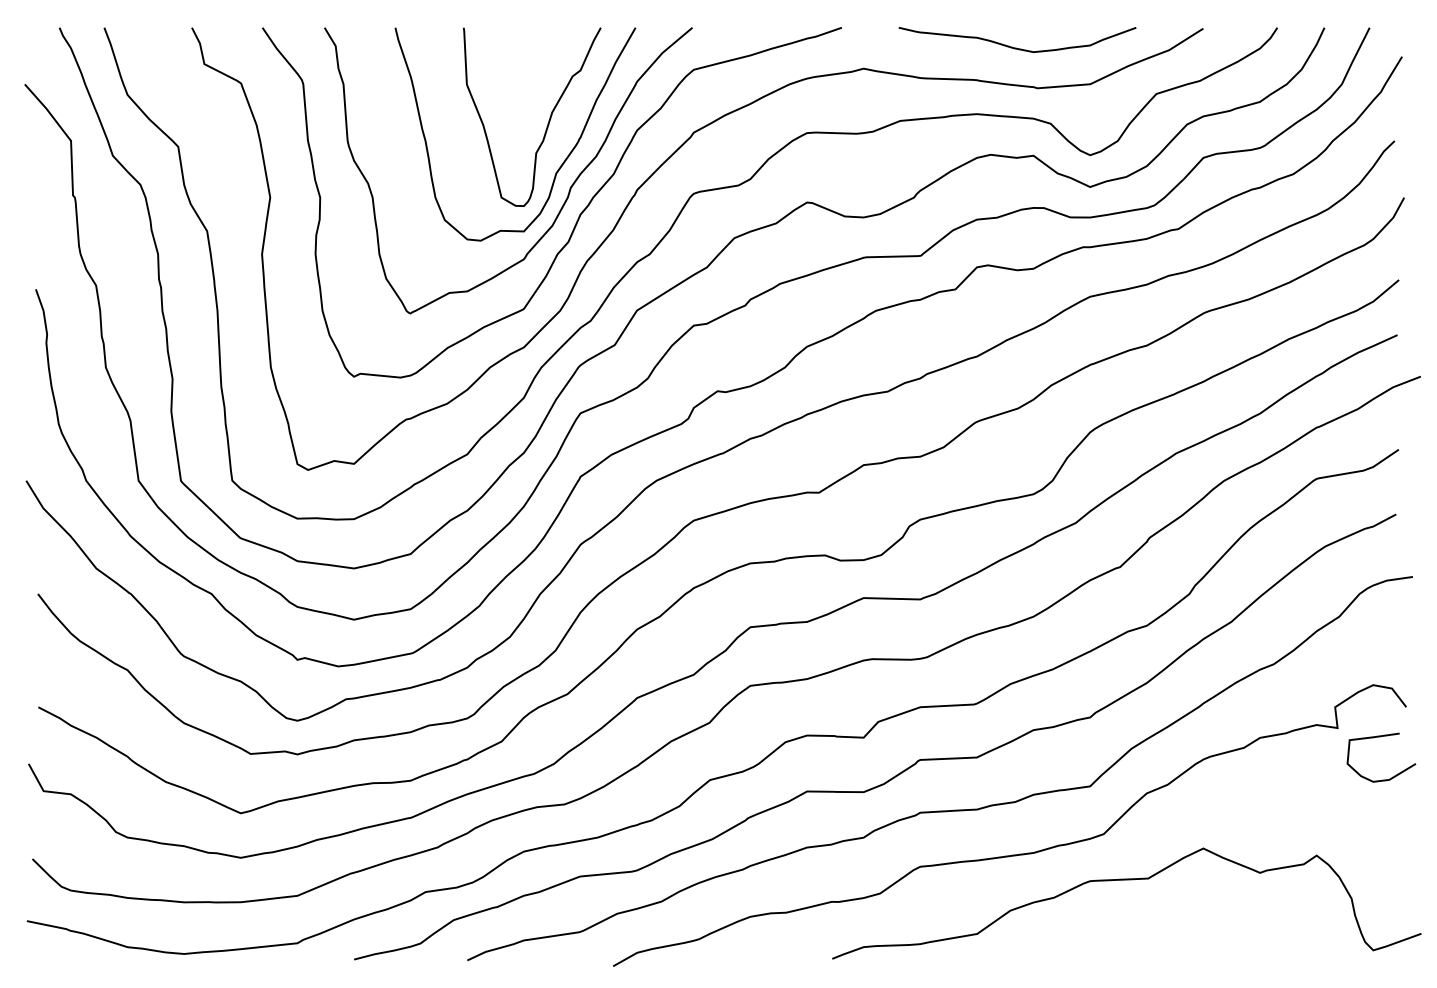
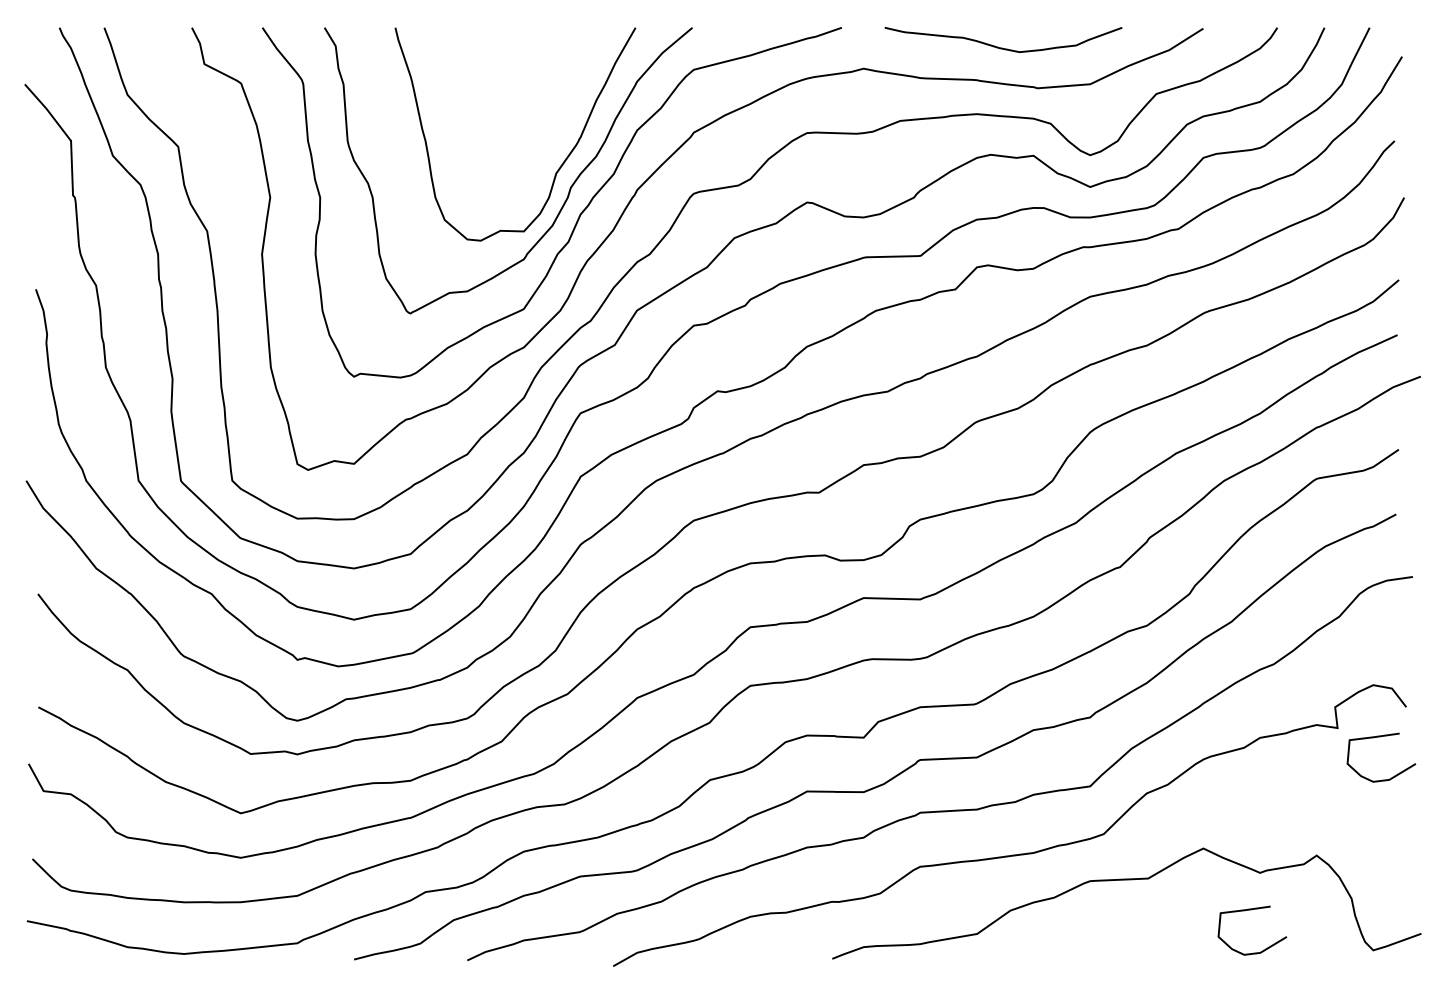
curve position: (1016, 47) -> (1002, 47) (1002, 47)
curve: present -> none (548, 120)
curve: none -> present (1251, 910)
